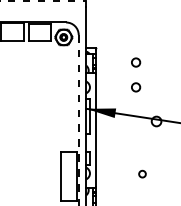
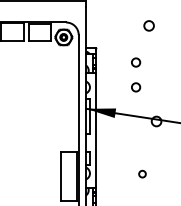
line: dashed -> solid (43, 0)
circle: none -> present (148, 25)
line: dashed -> solid (78, 120)
